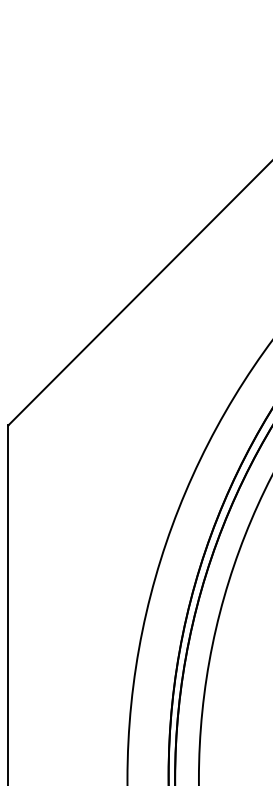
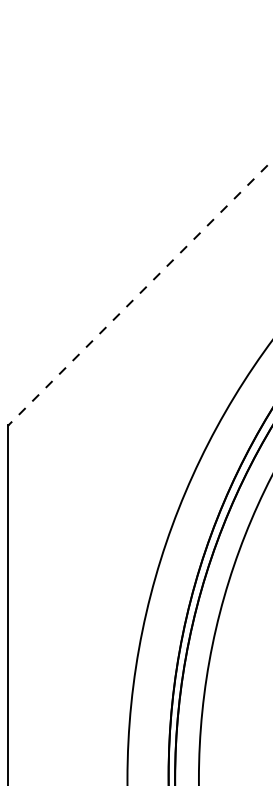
line: solid -> dashed (140, 293)
